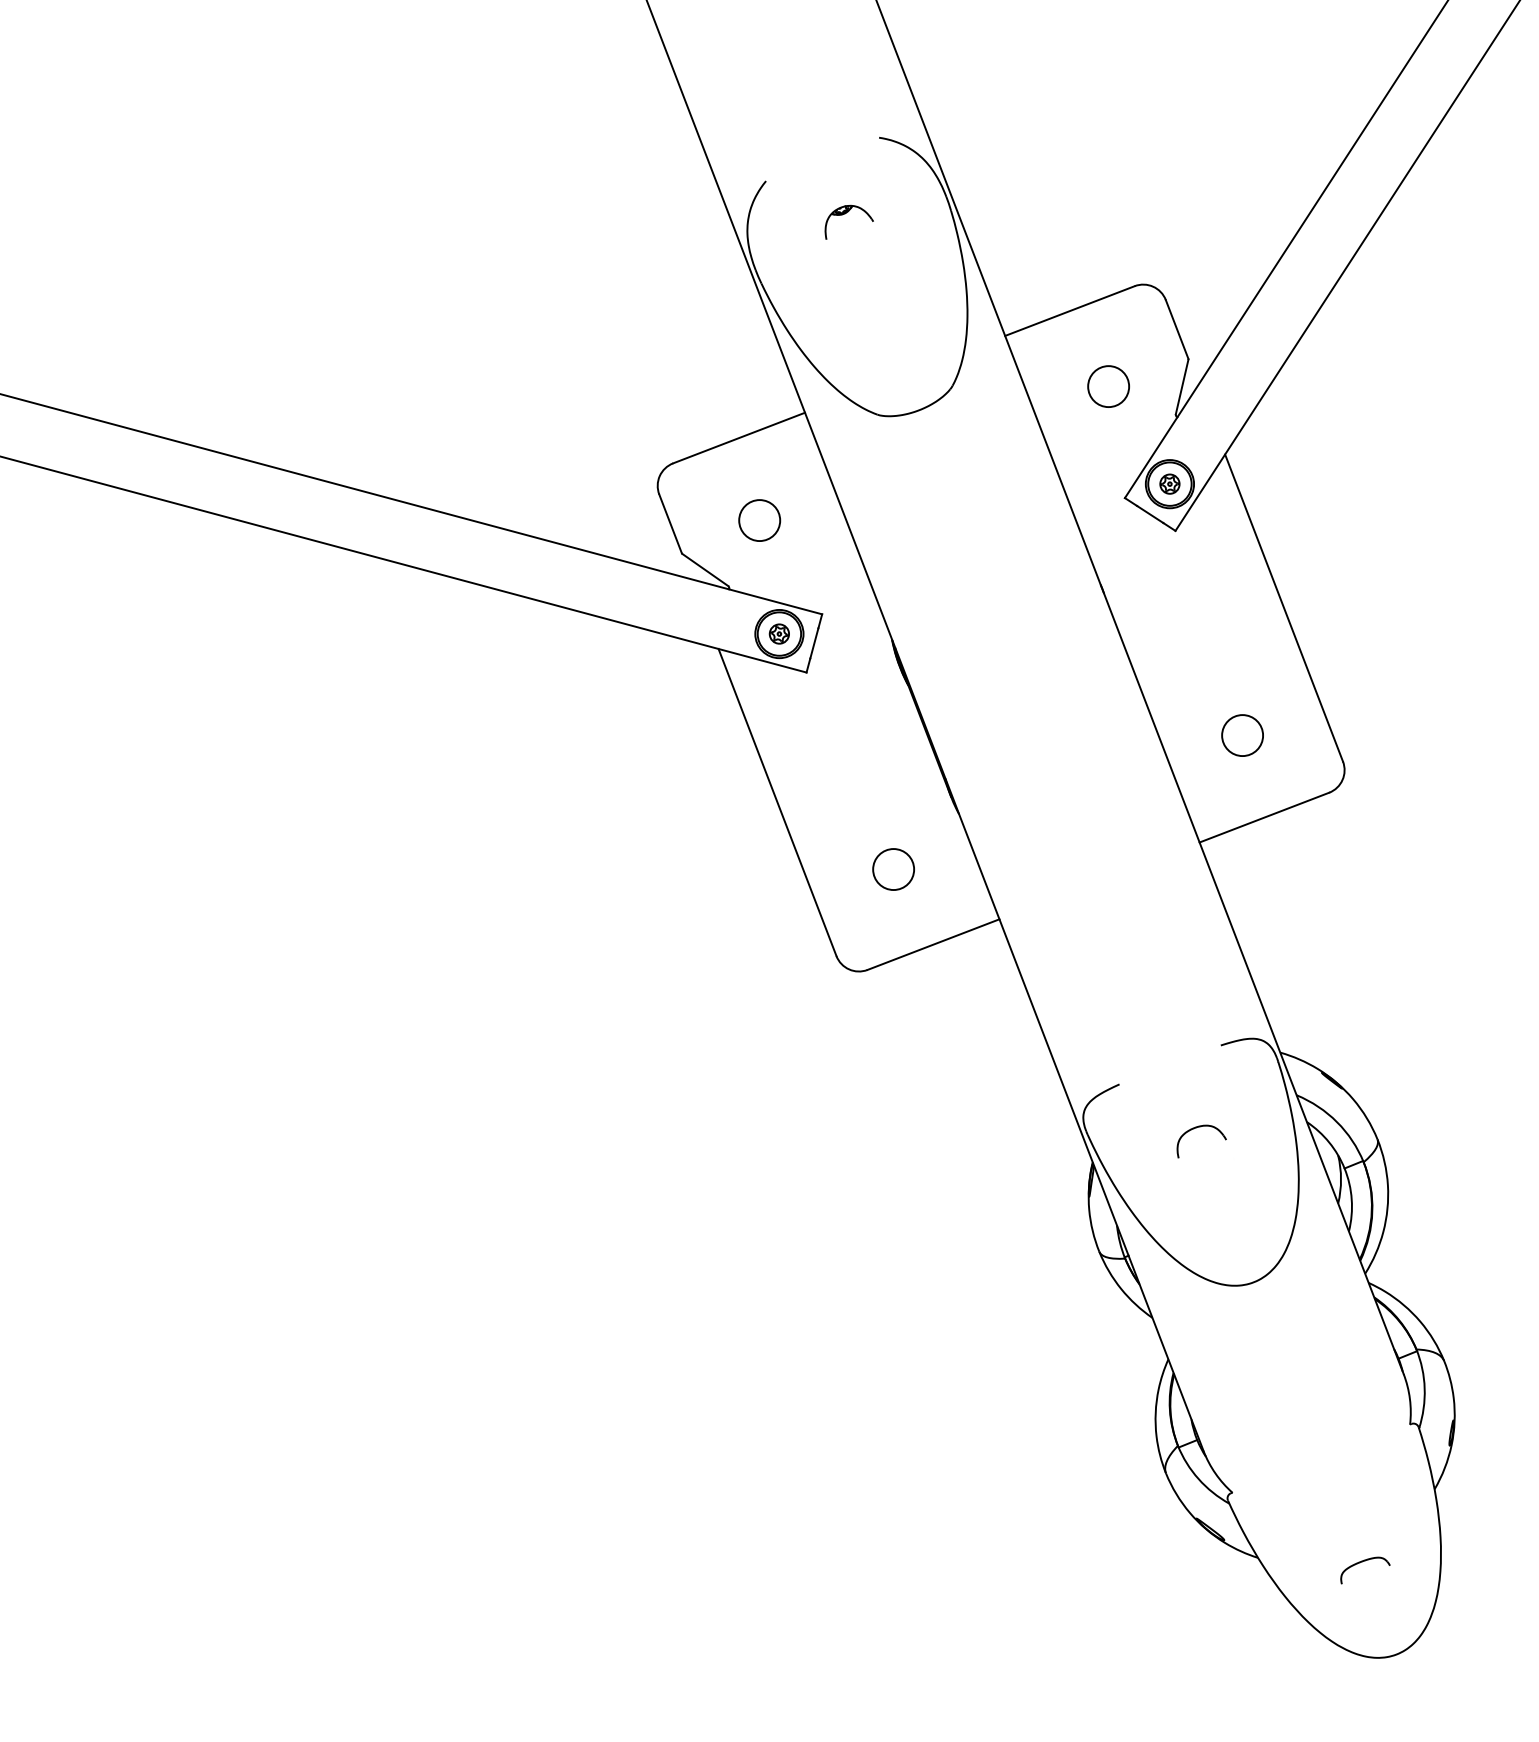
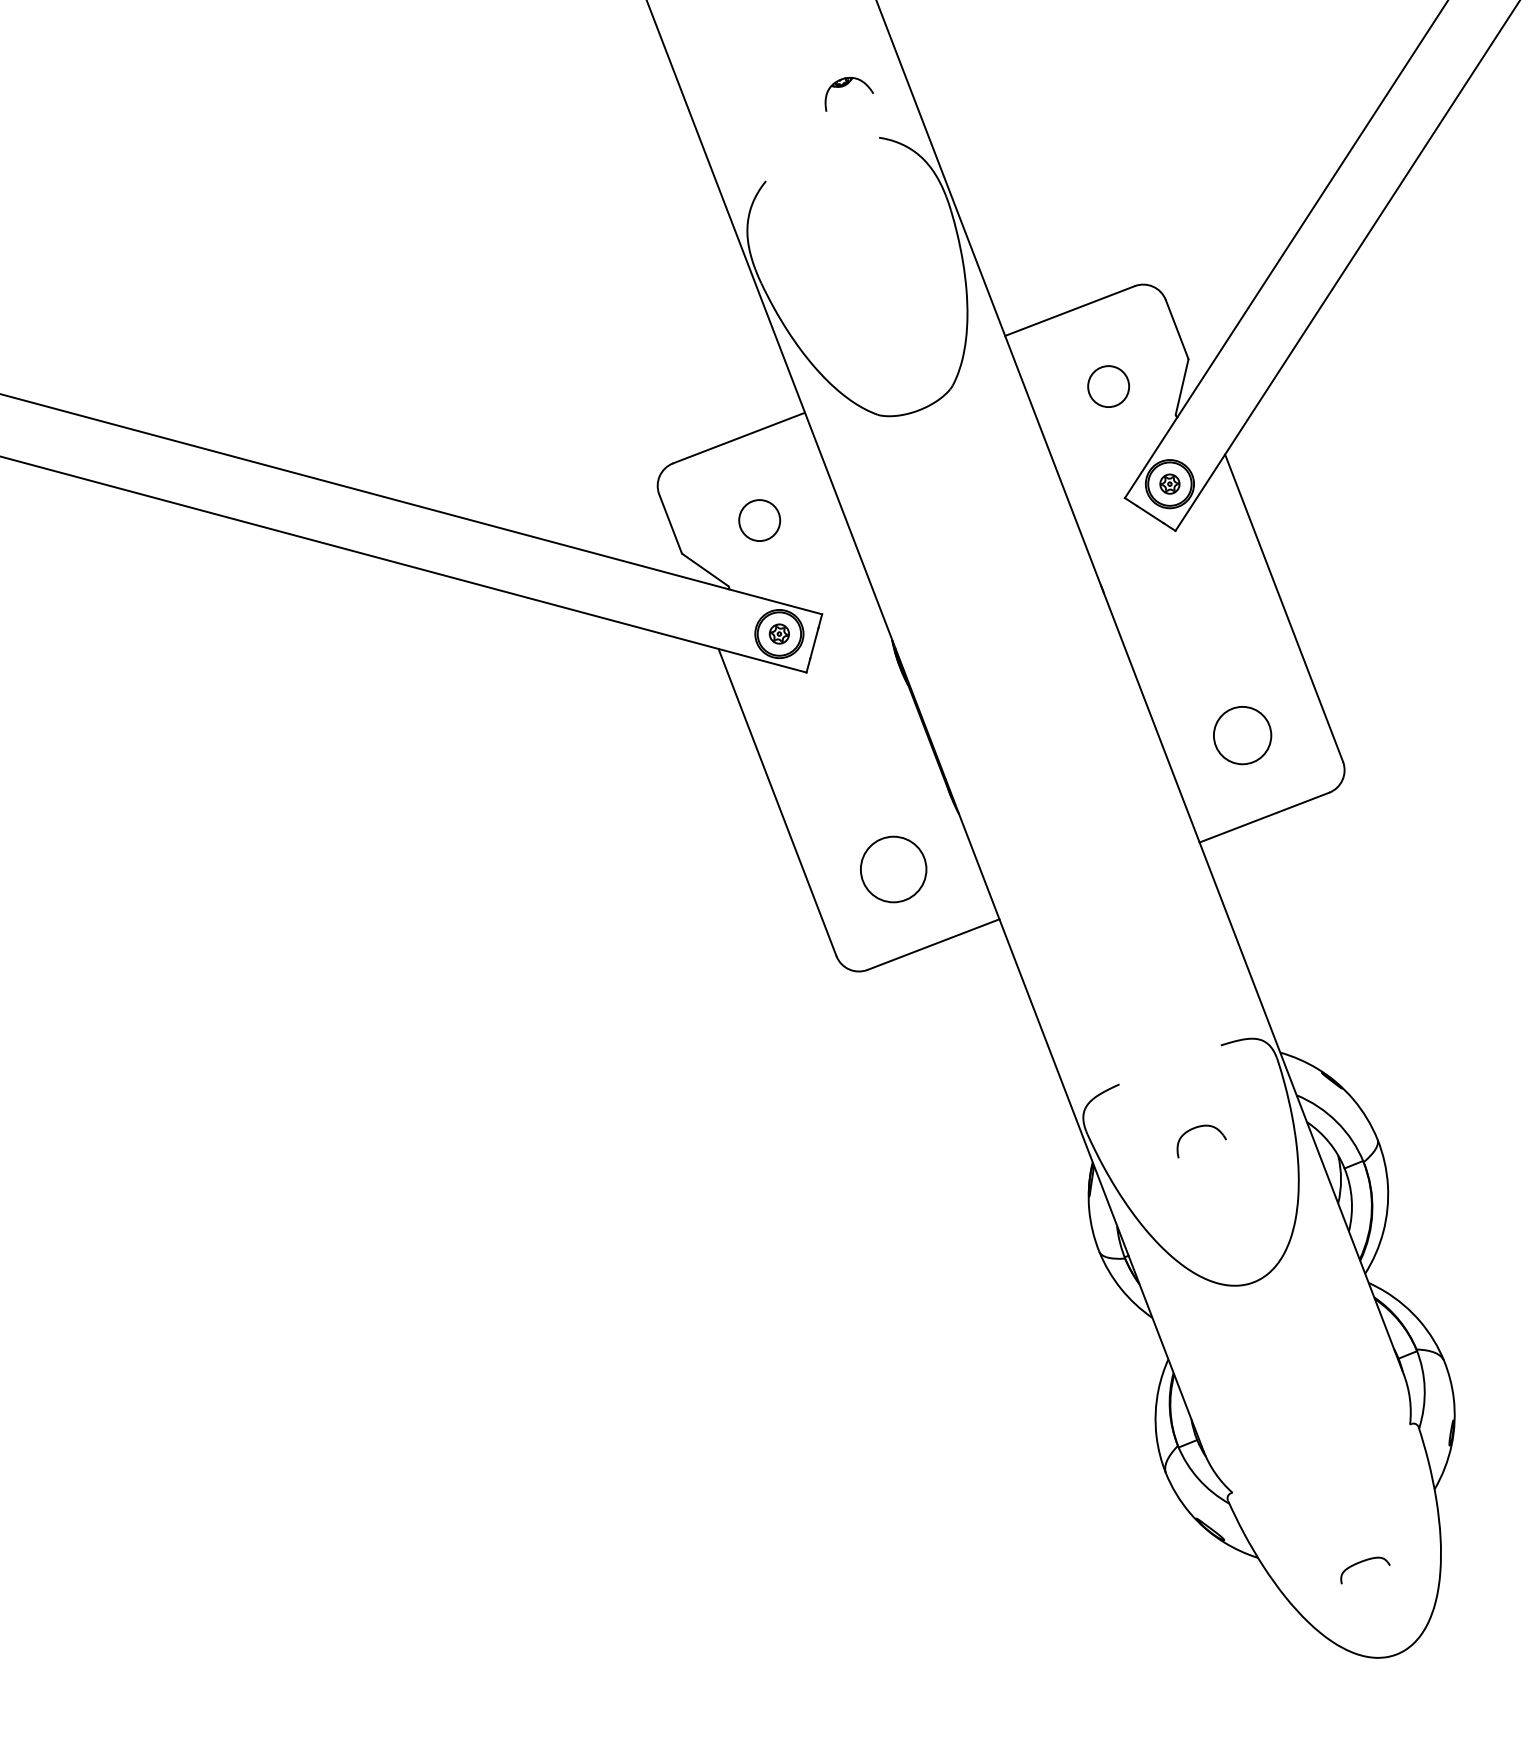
part position: (845, 214) -> (845, 86) (845, 86)
circle diameter: 41 px -> 57 px (1242, 735)
circle diameter: 41 px -> 66 px (893, 869)
